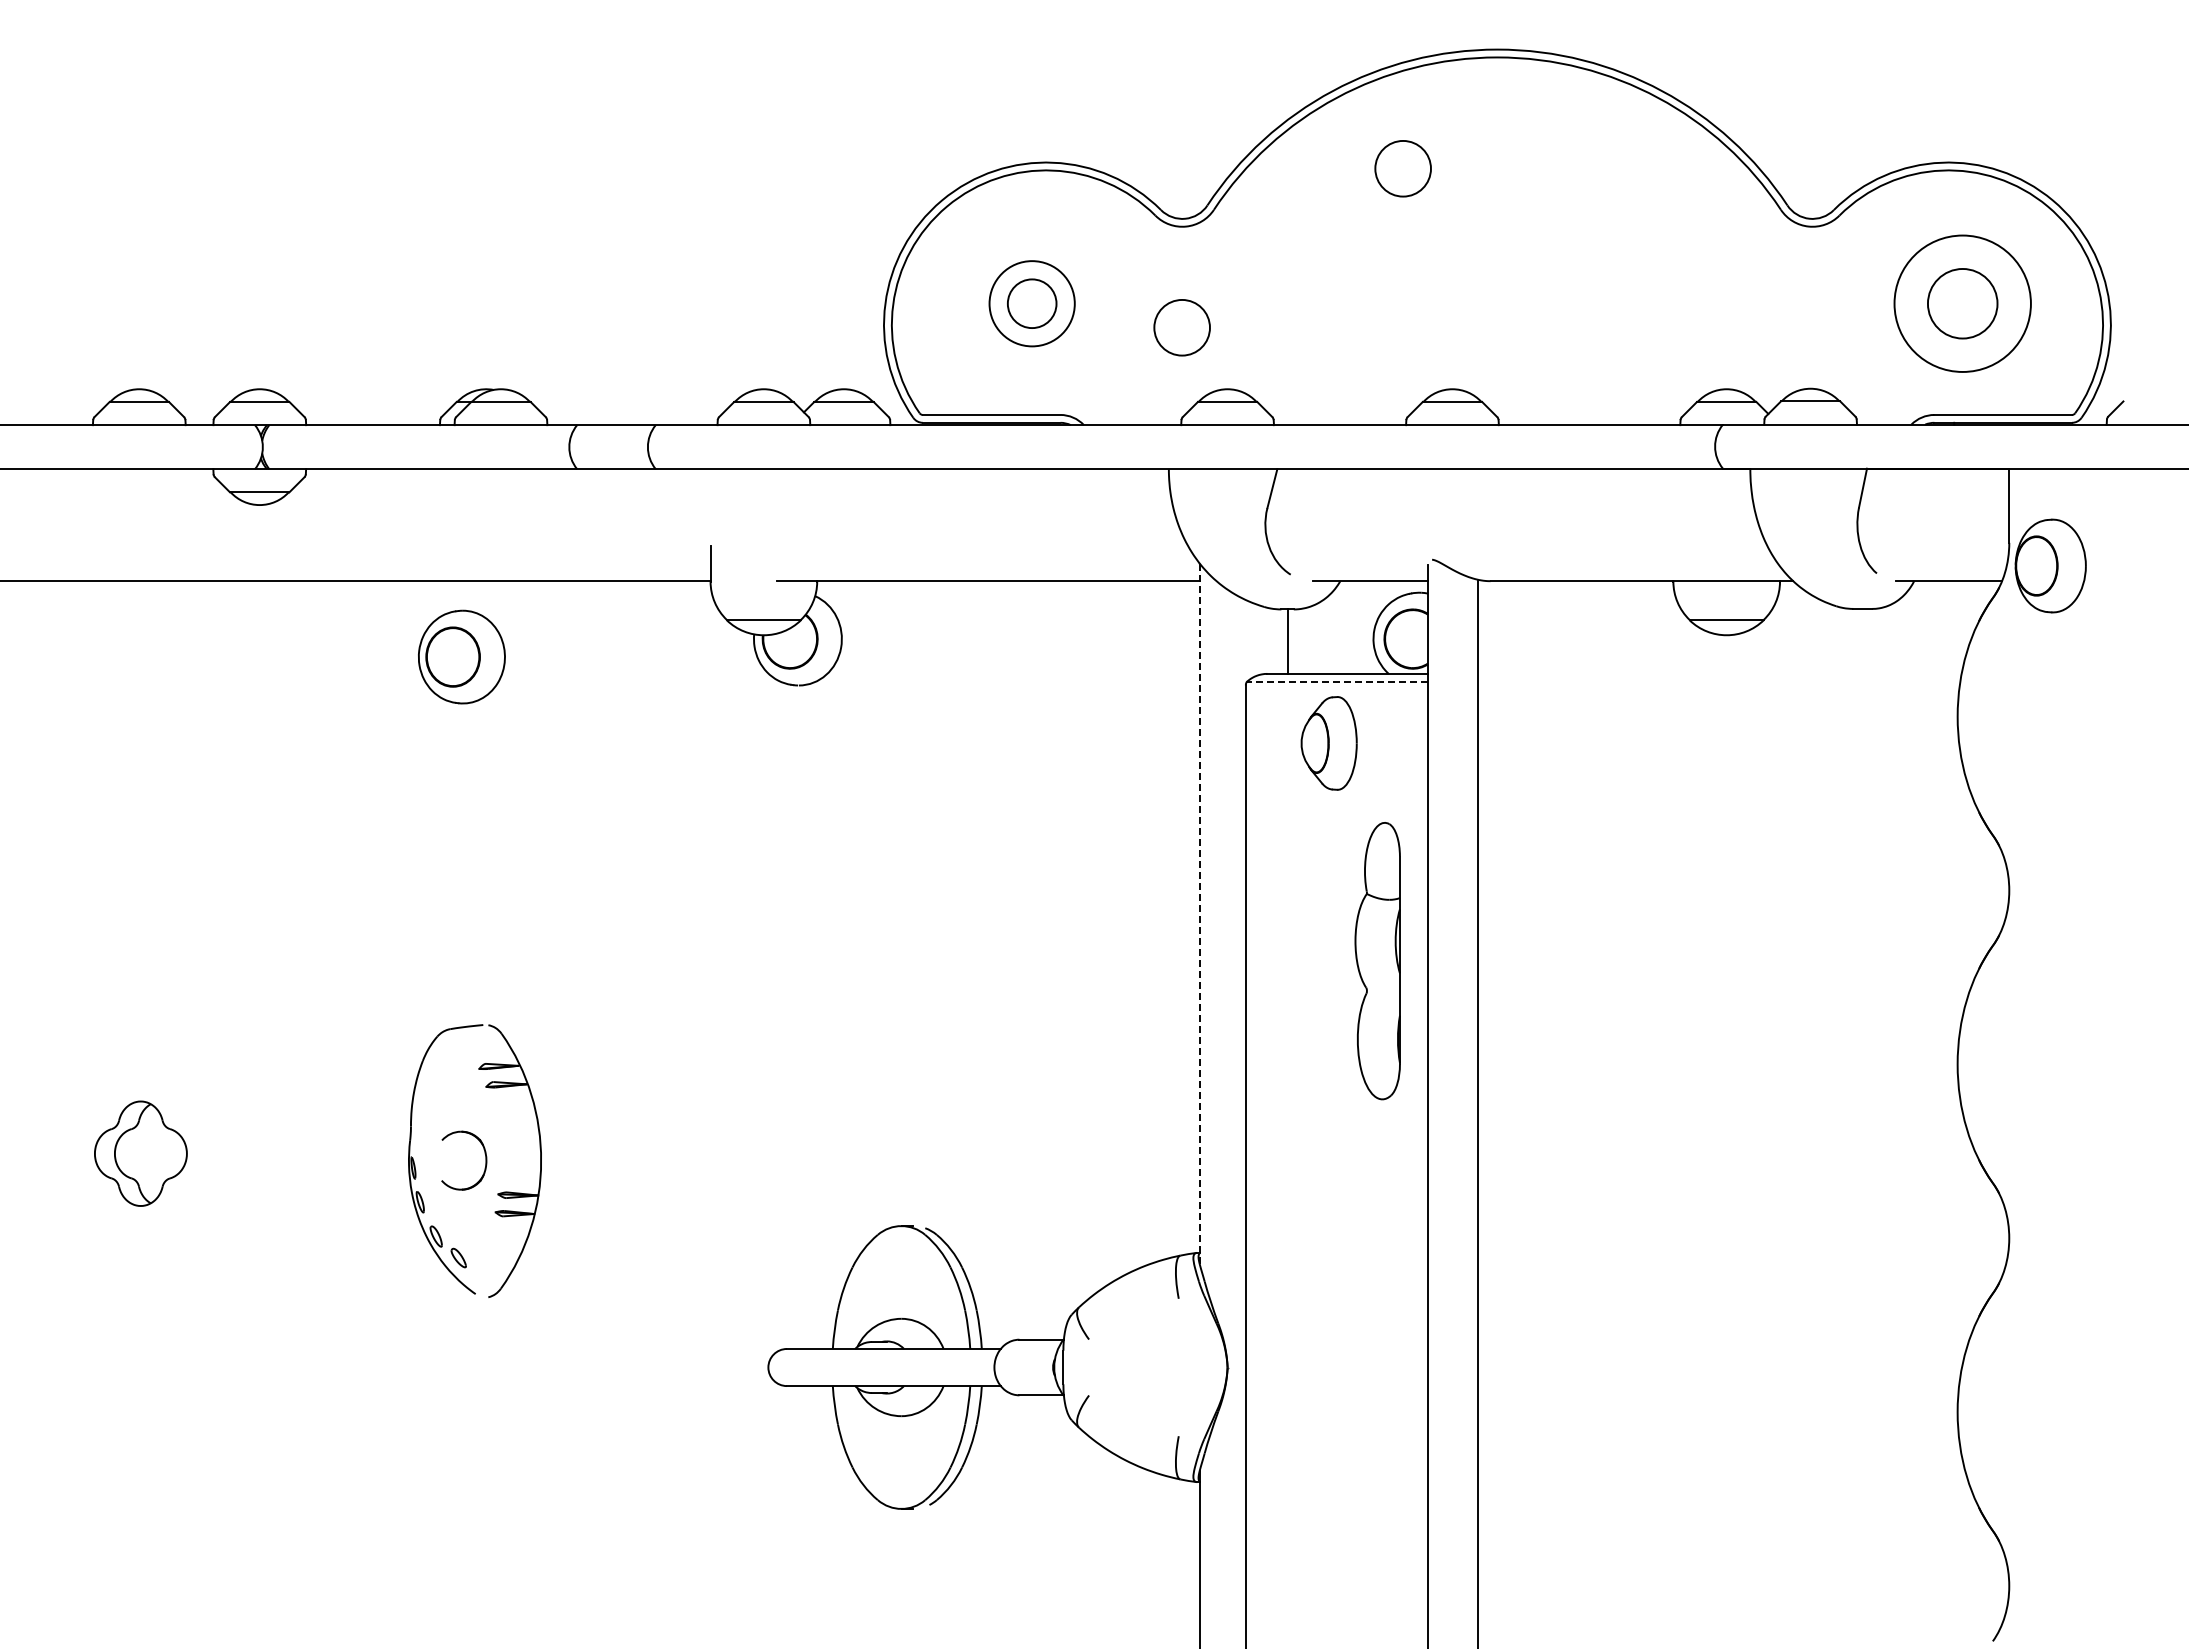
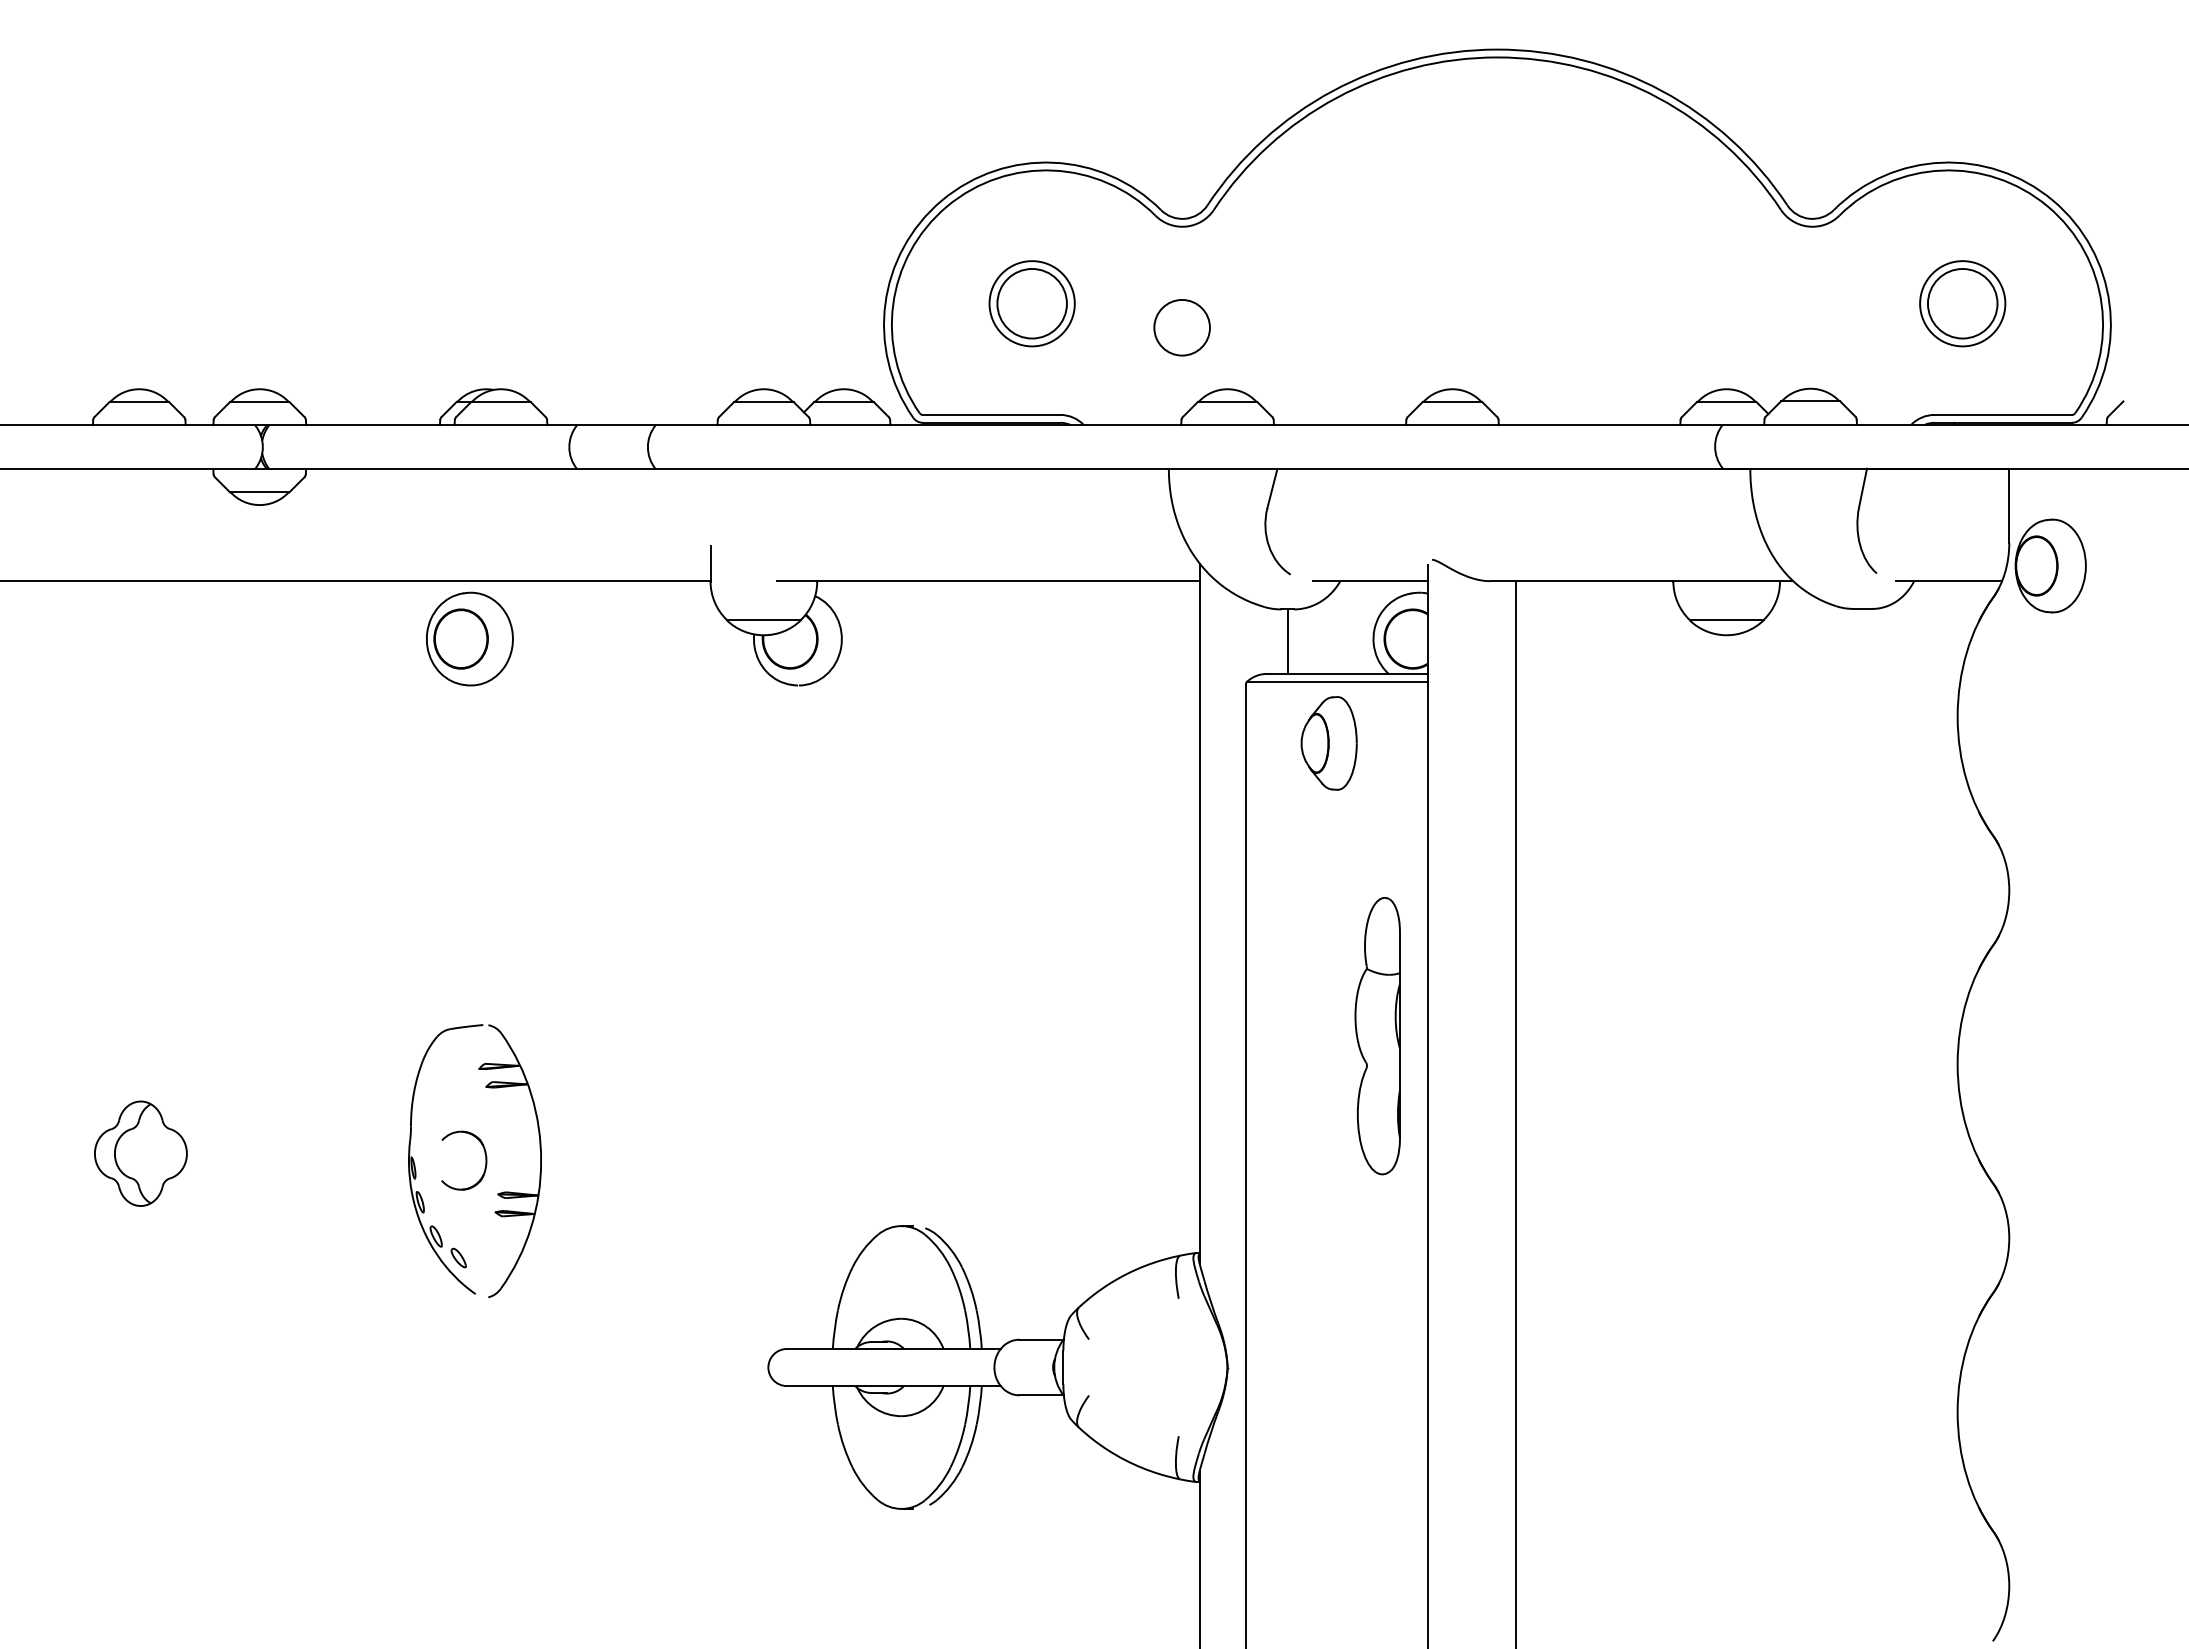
circle: present -> none (1402, 168)
circle diameter: 49 px -> 70 px (1031, 303)
circle diameter: 136 px -> 85 px (1962, 303)
part position: (461, 656) -> (469, 638) (469, 638)
line: dashed -> solid (1337, 681)
line: dashed -> solid (1199, 913)
part position: (1377, 961) -> (1377, 1036) (1377, 1036)
line position: (1478, 1113) -> (1516, 1113) (1516, 1113)
